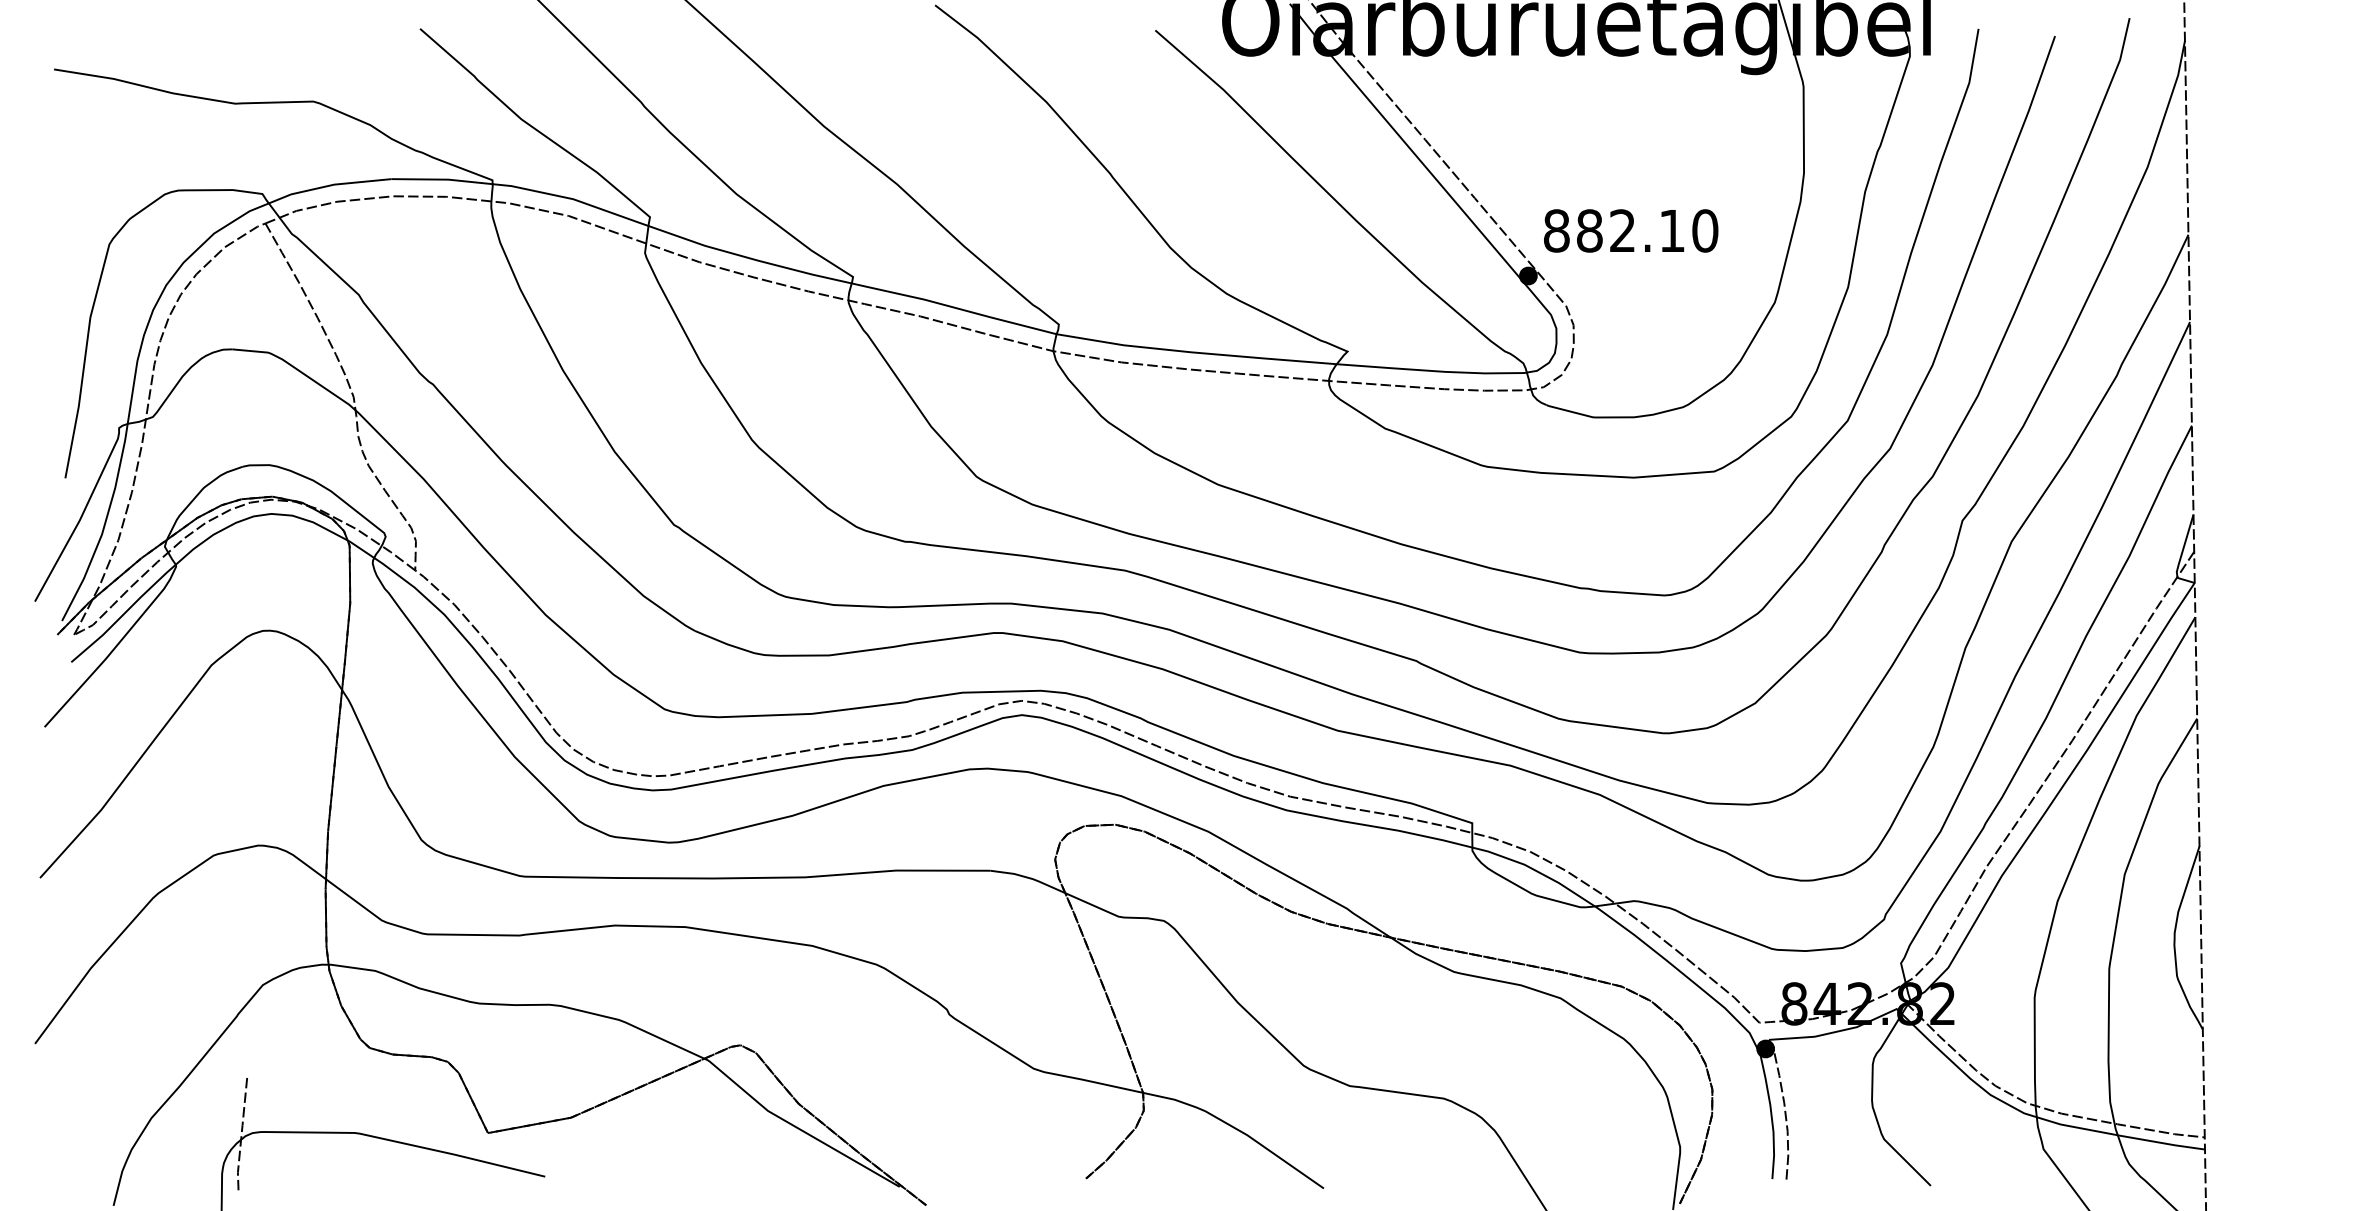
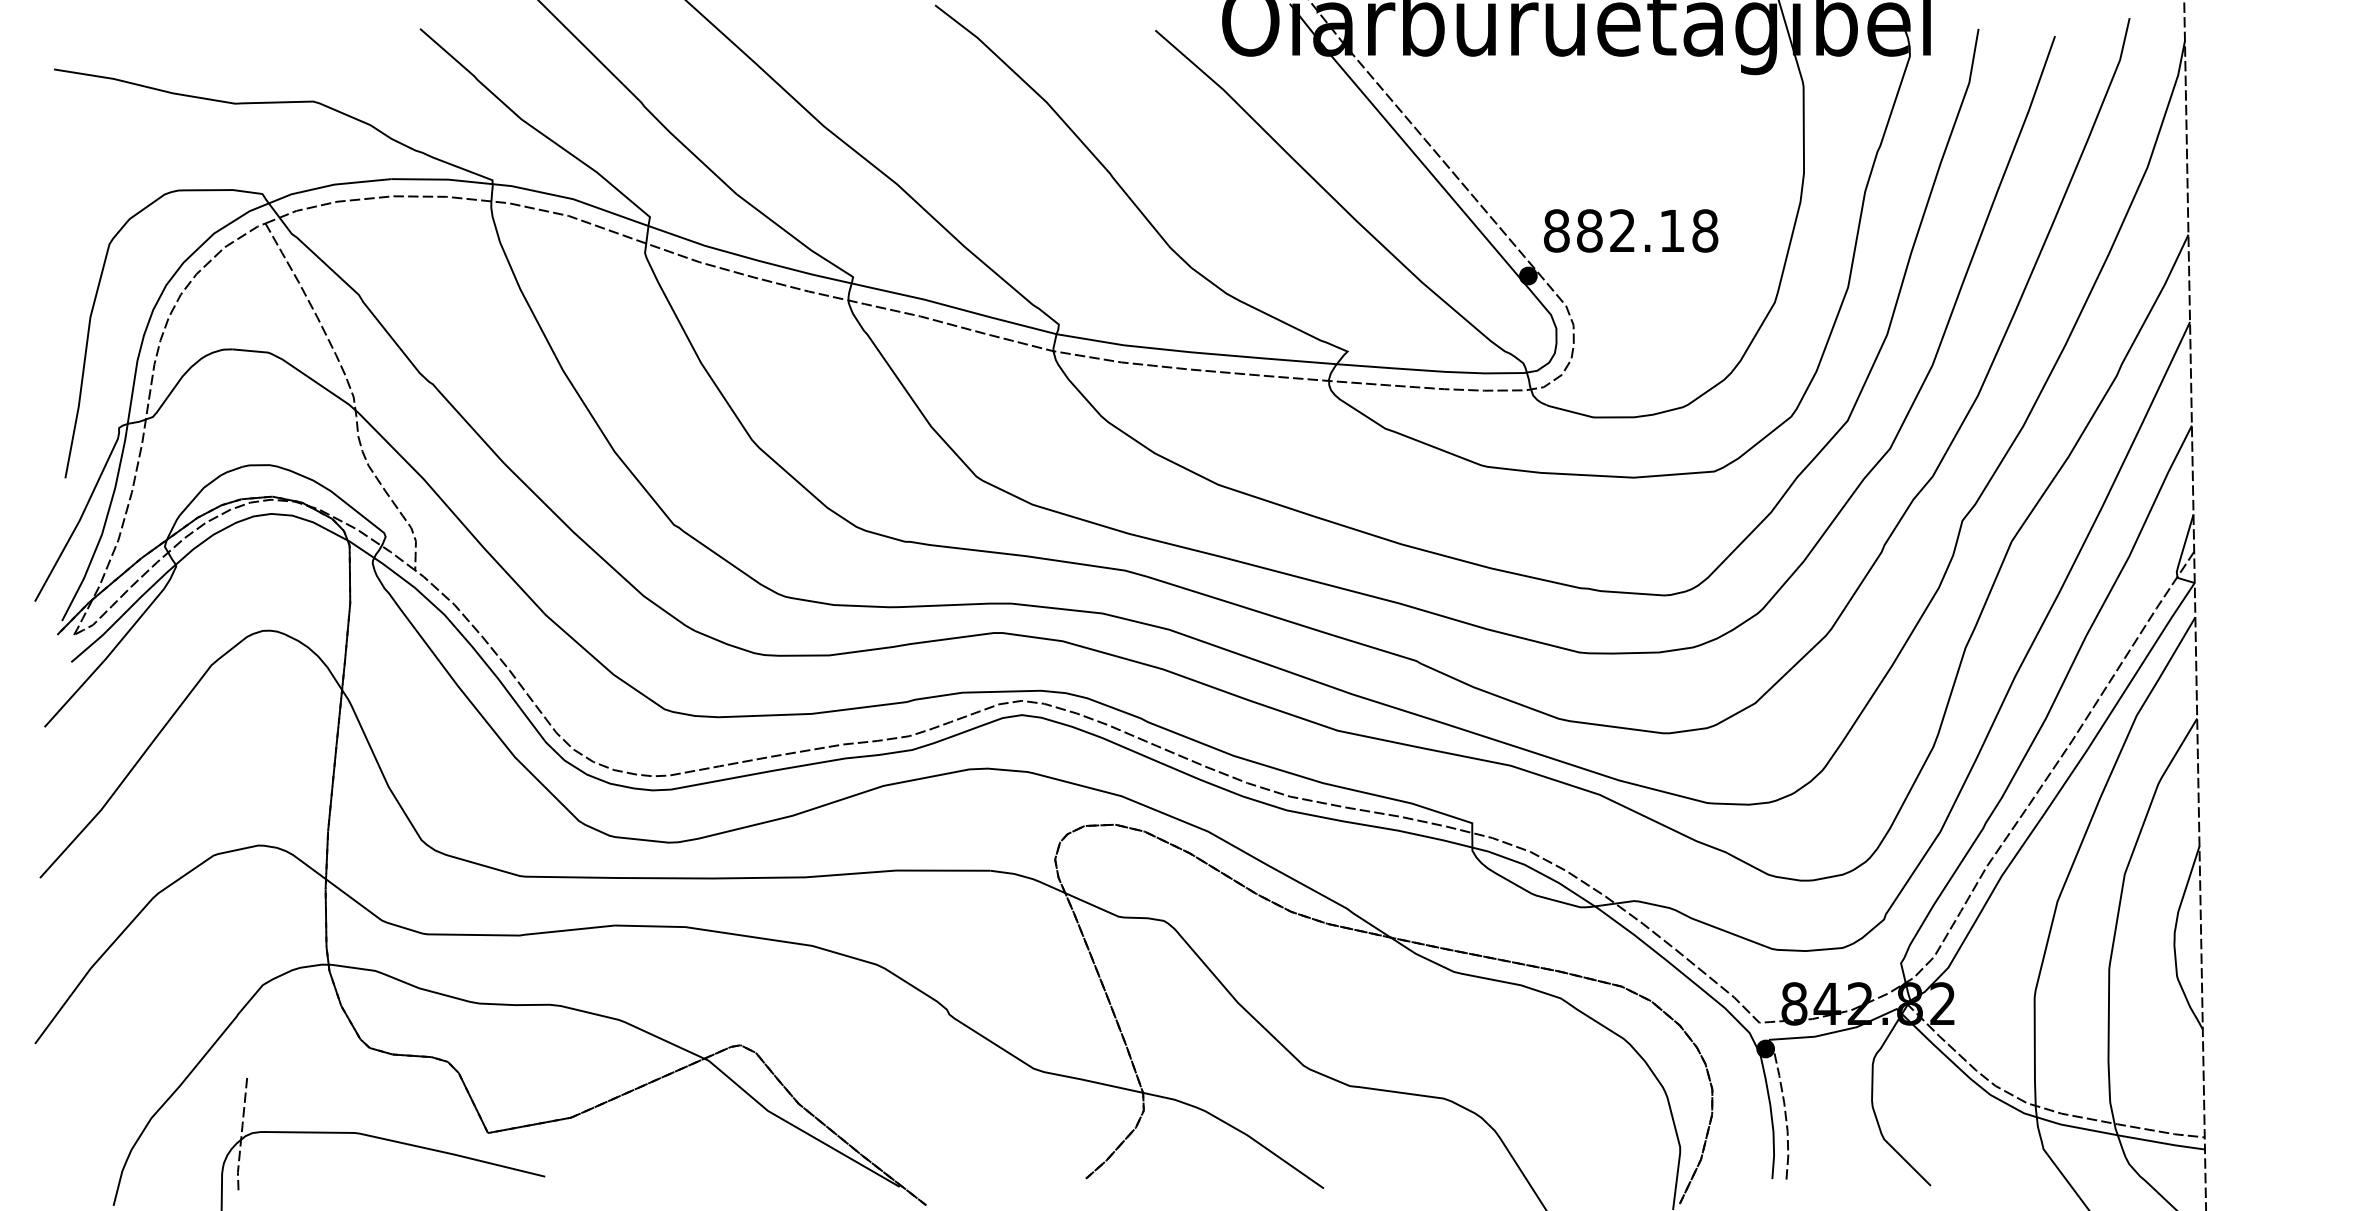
text: 882.10 -> 882.18 (1705, 230)
